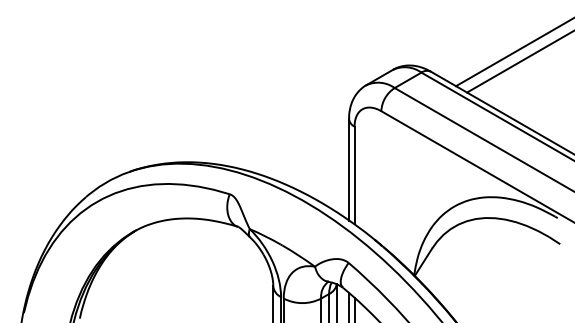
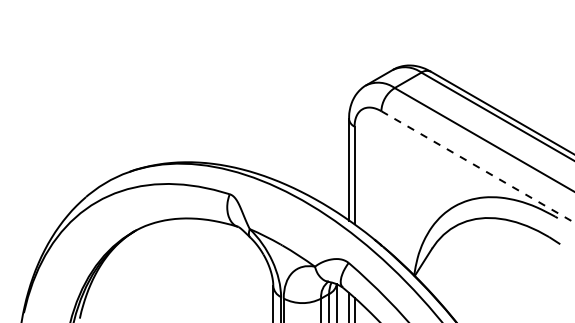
line: present -> none (513, 52)
line: present -> none (519, 62)
line: solid -> dashed (478, 167)
